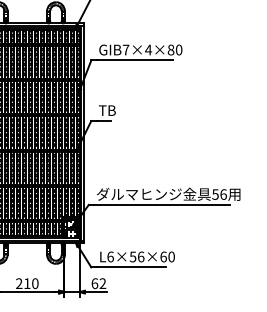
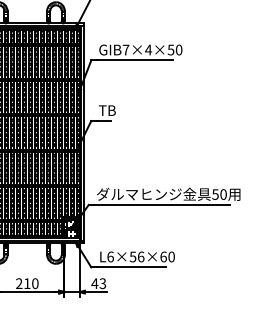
text: GIB7×4×80 -> GIB7×4×50 (170, 49)
text: 56 -> 50 (223, 194)
text: 62 -> 43 (98, 283)
